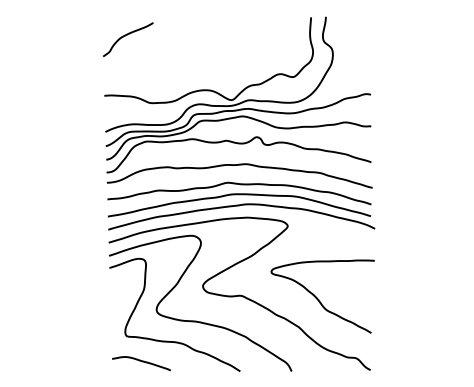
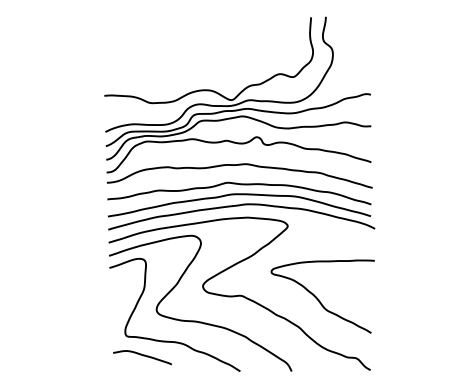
curve: present -> none (127, 35)
curve position: (142, 362) -> (143, 356) (143, 356)
